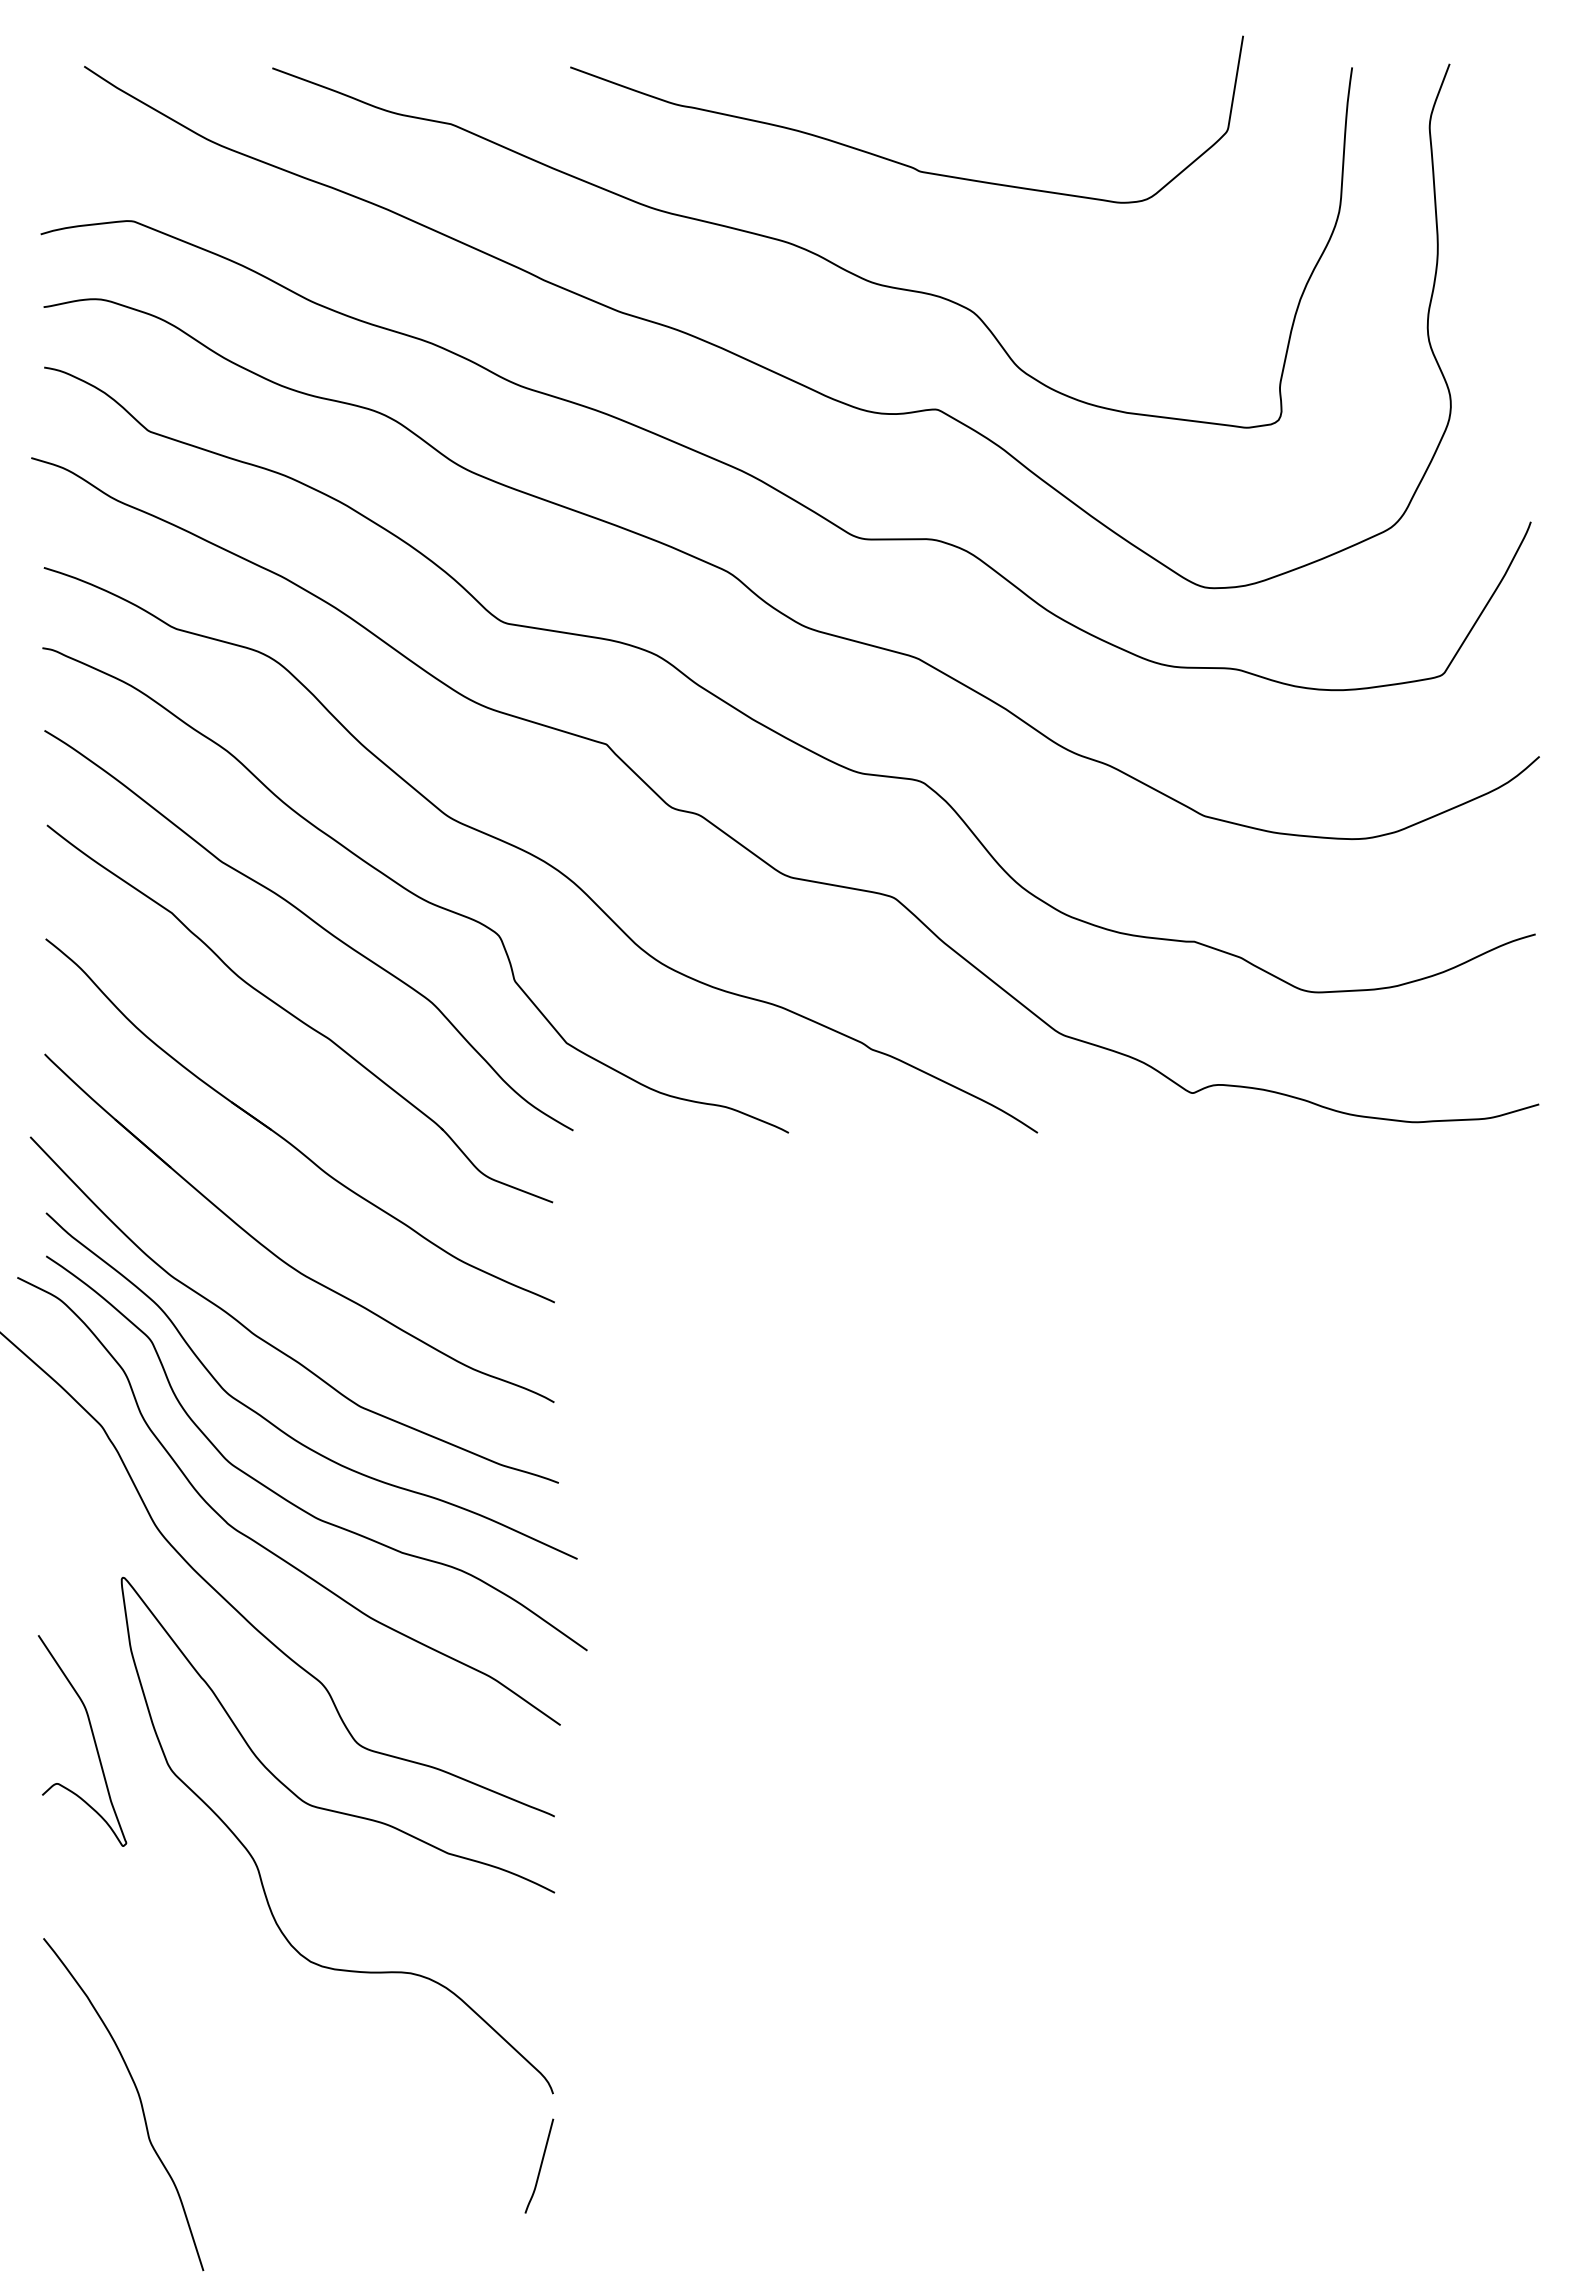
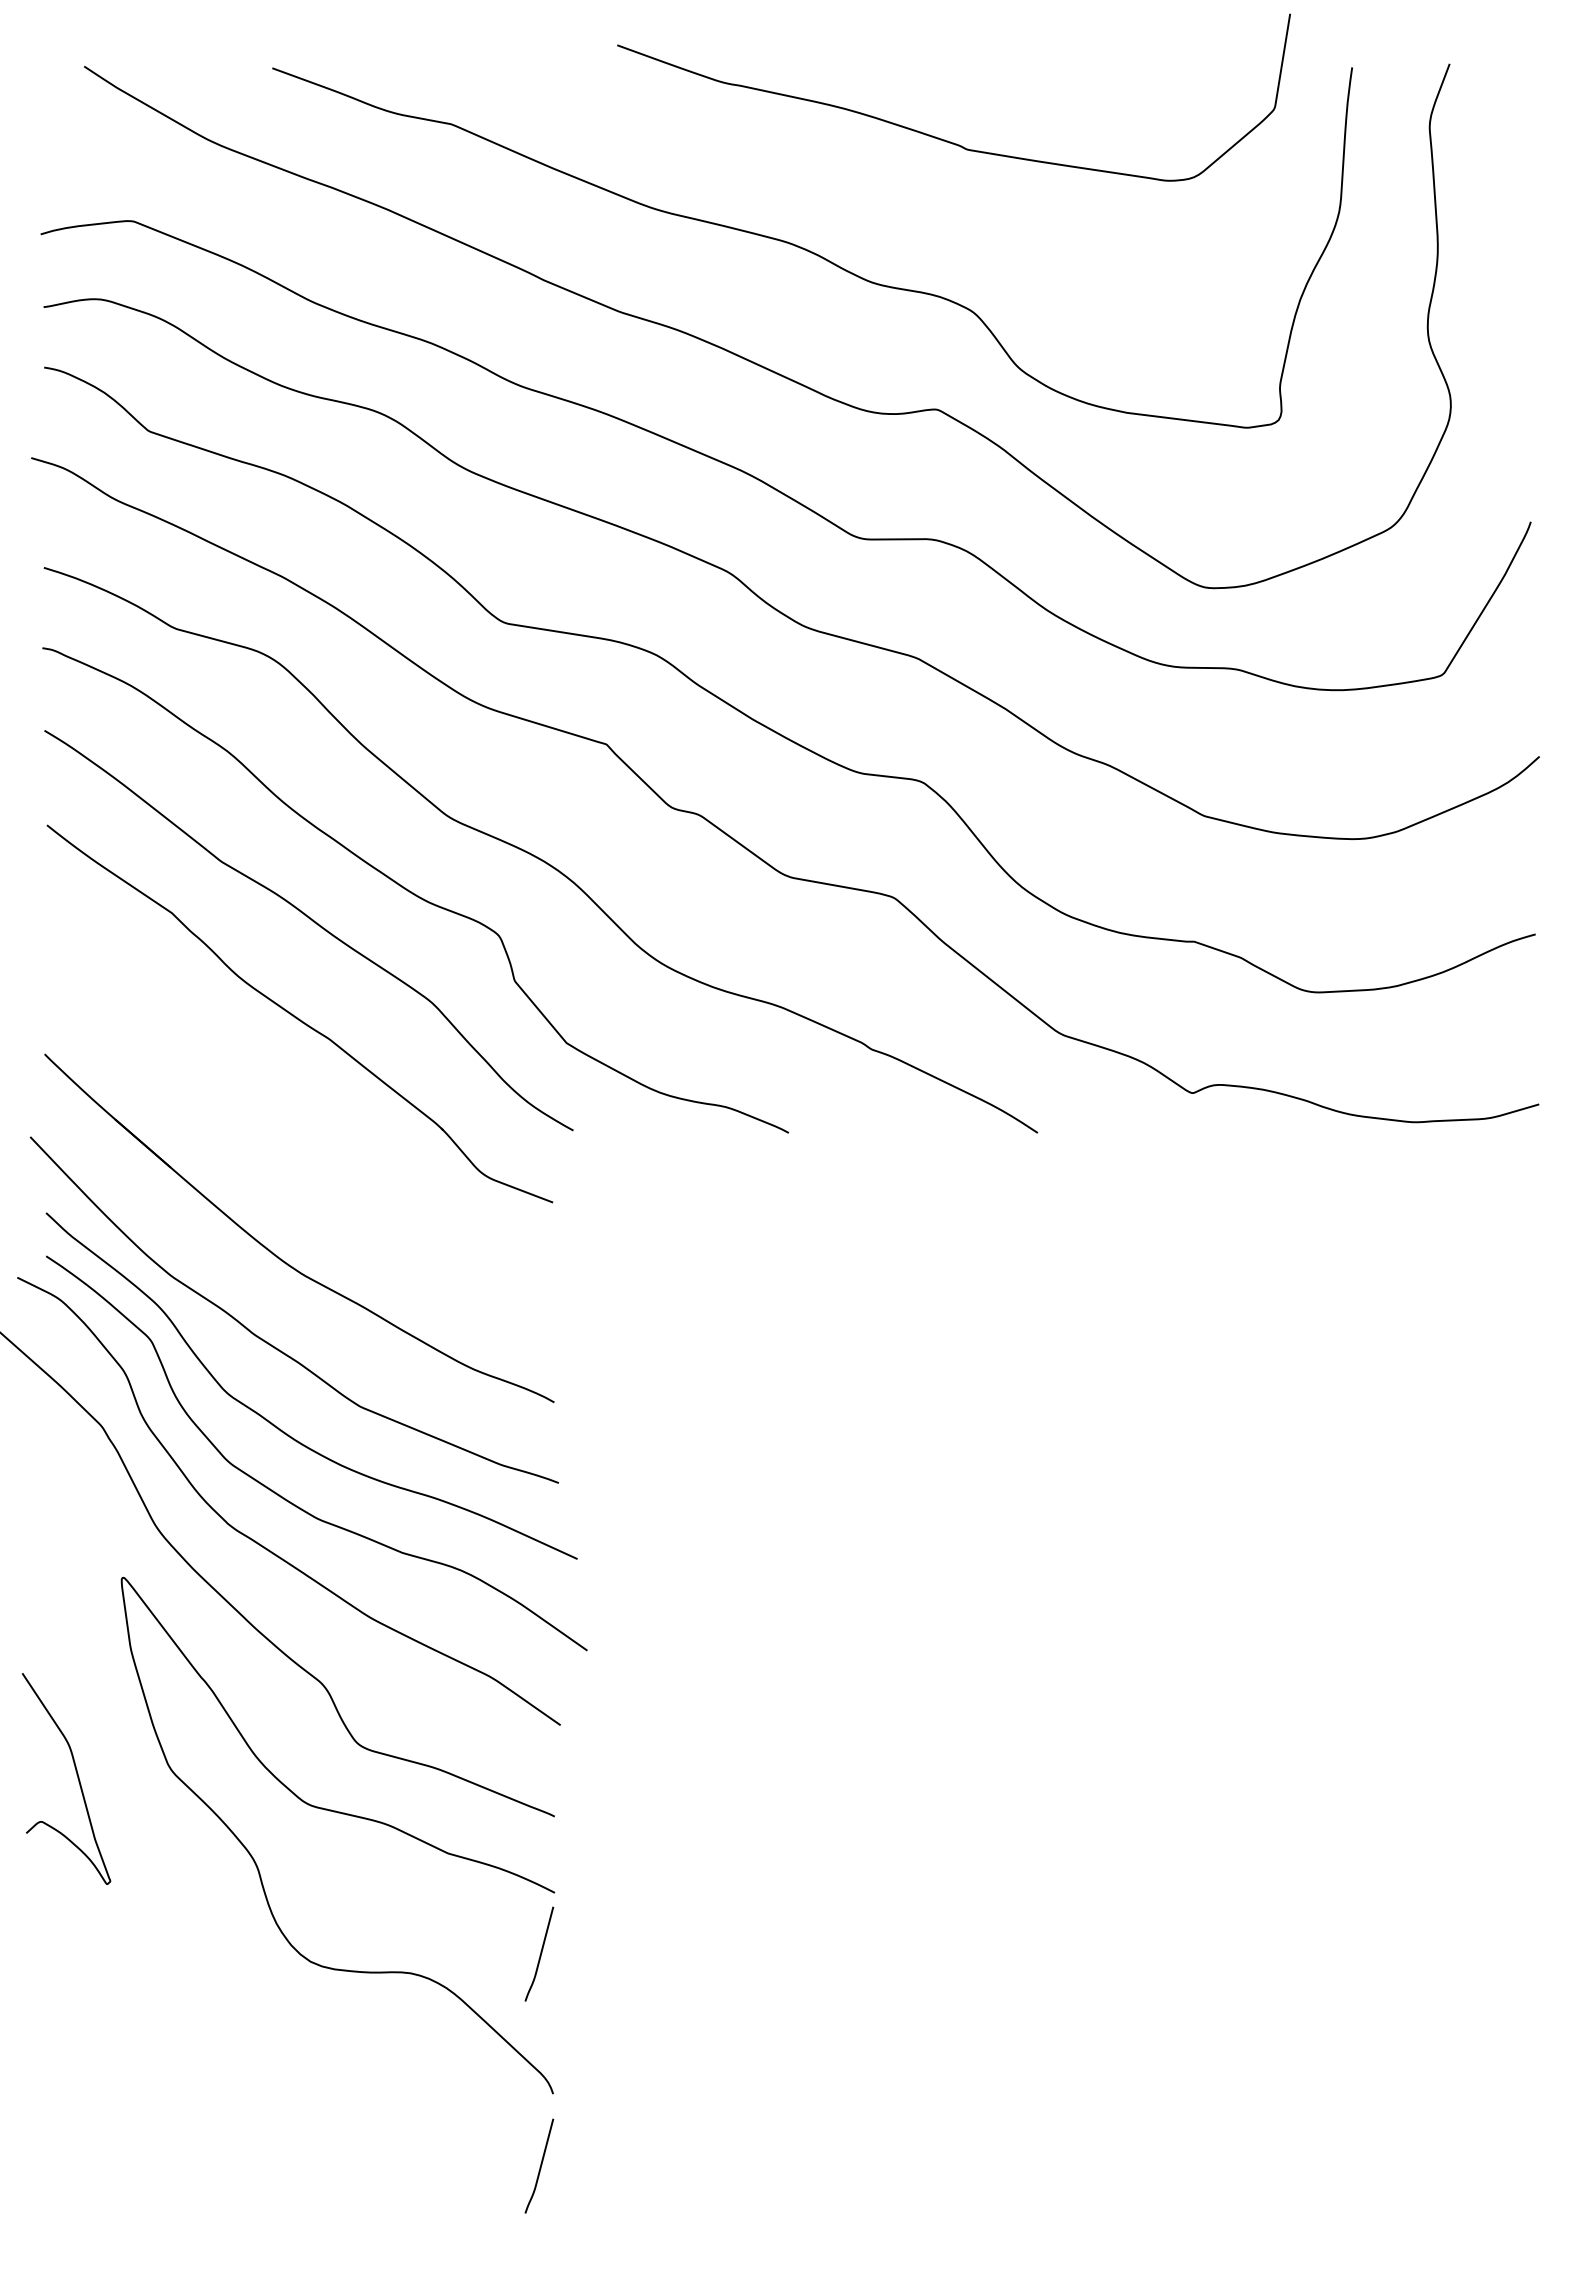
curve position: (891, 159) -> (938, 137) (938, 137)
part: present -> none (286, 1139)
curve position: (92, 1737) -> (76, 1775) (76, 1775)
curve: none -> present (540, 1953)
curve: present -> none (139, 2100)
